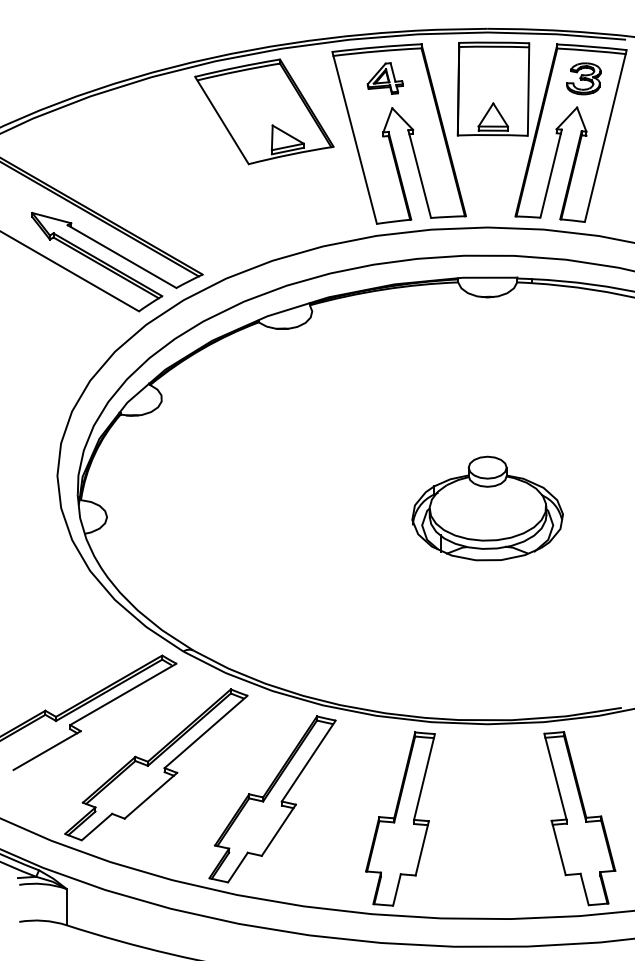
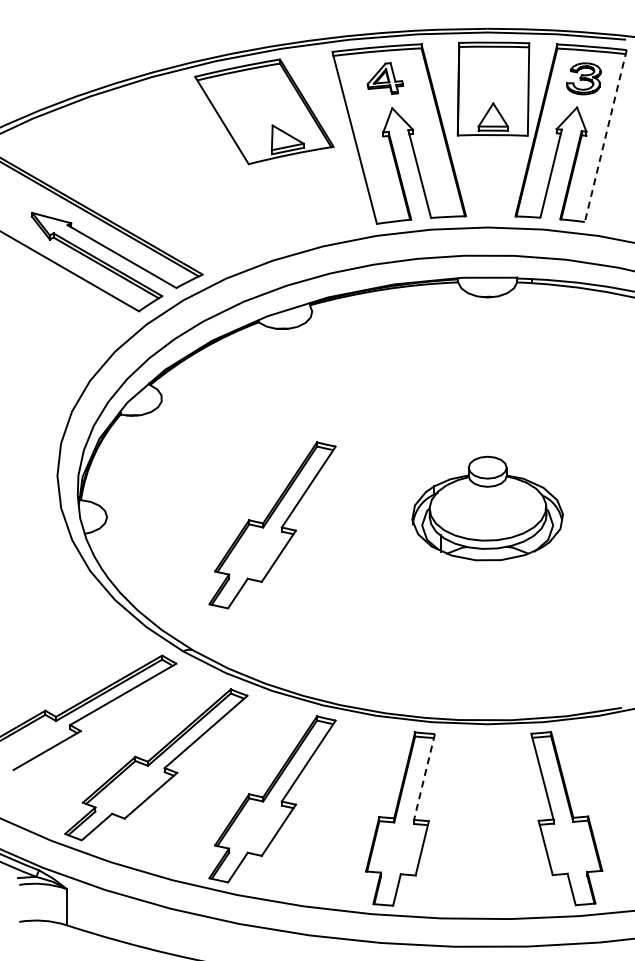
line: solid -> dashed (605, 136)
part: none -> present (272, 525)
line: solid -> dashed (424, 777)
part position: (579, 818) -> (566, 818) (566, 818)
